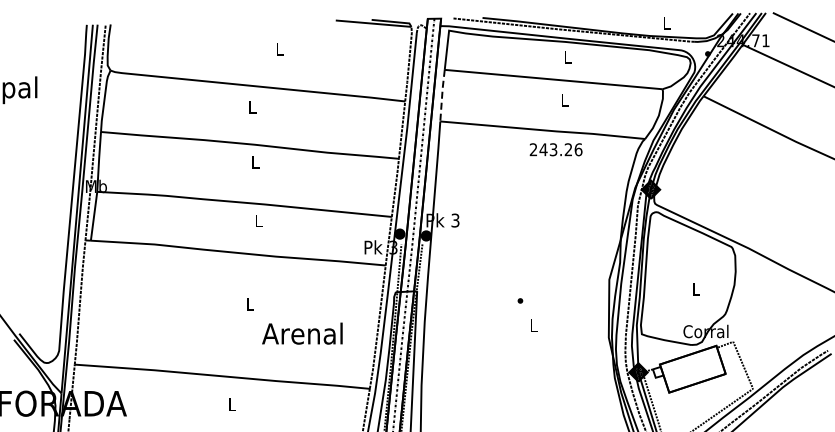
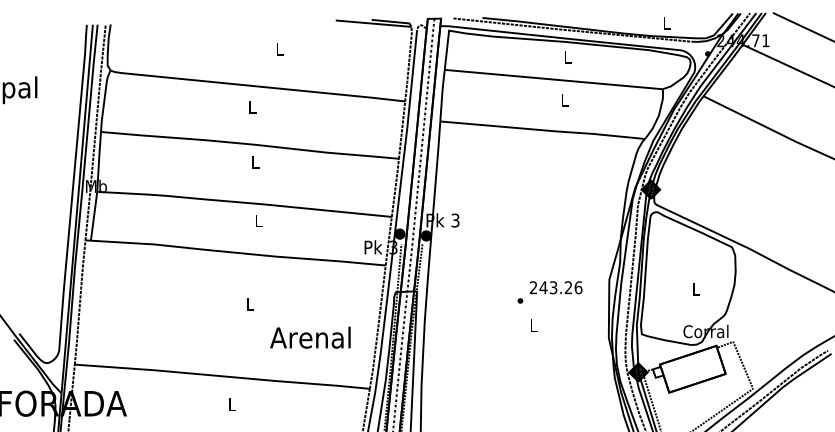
line: dashed -> solid (442, 94)
text position: (555, 149) -> (555, 287) (555, 287)
text position: (302, 333) -> (310, 337) (310, 337)
